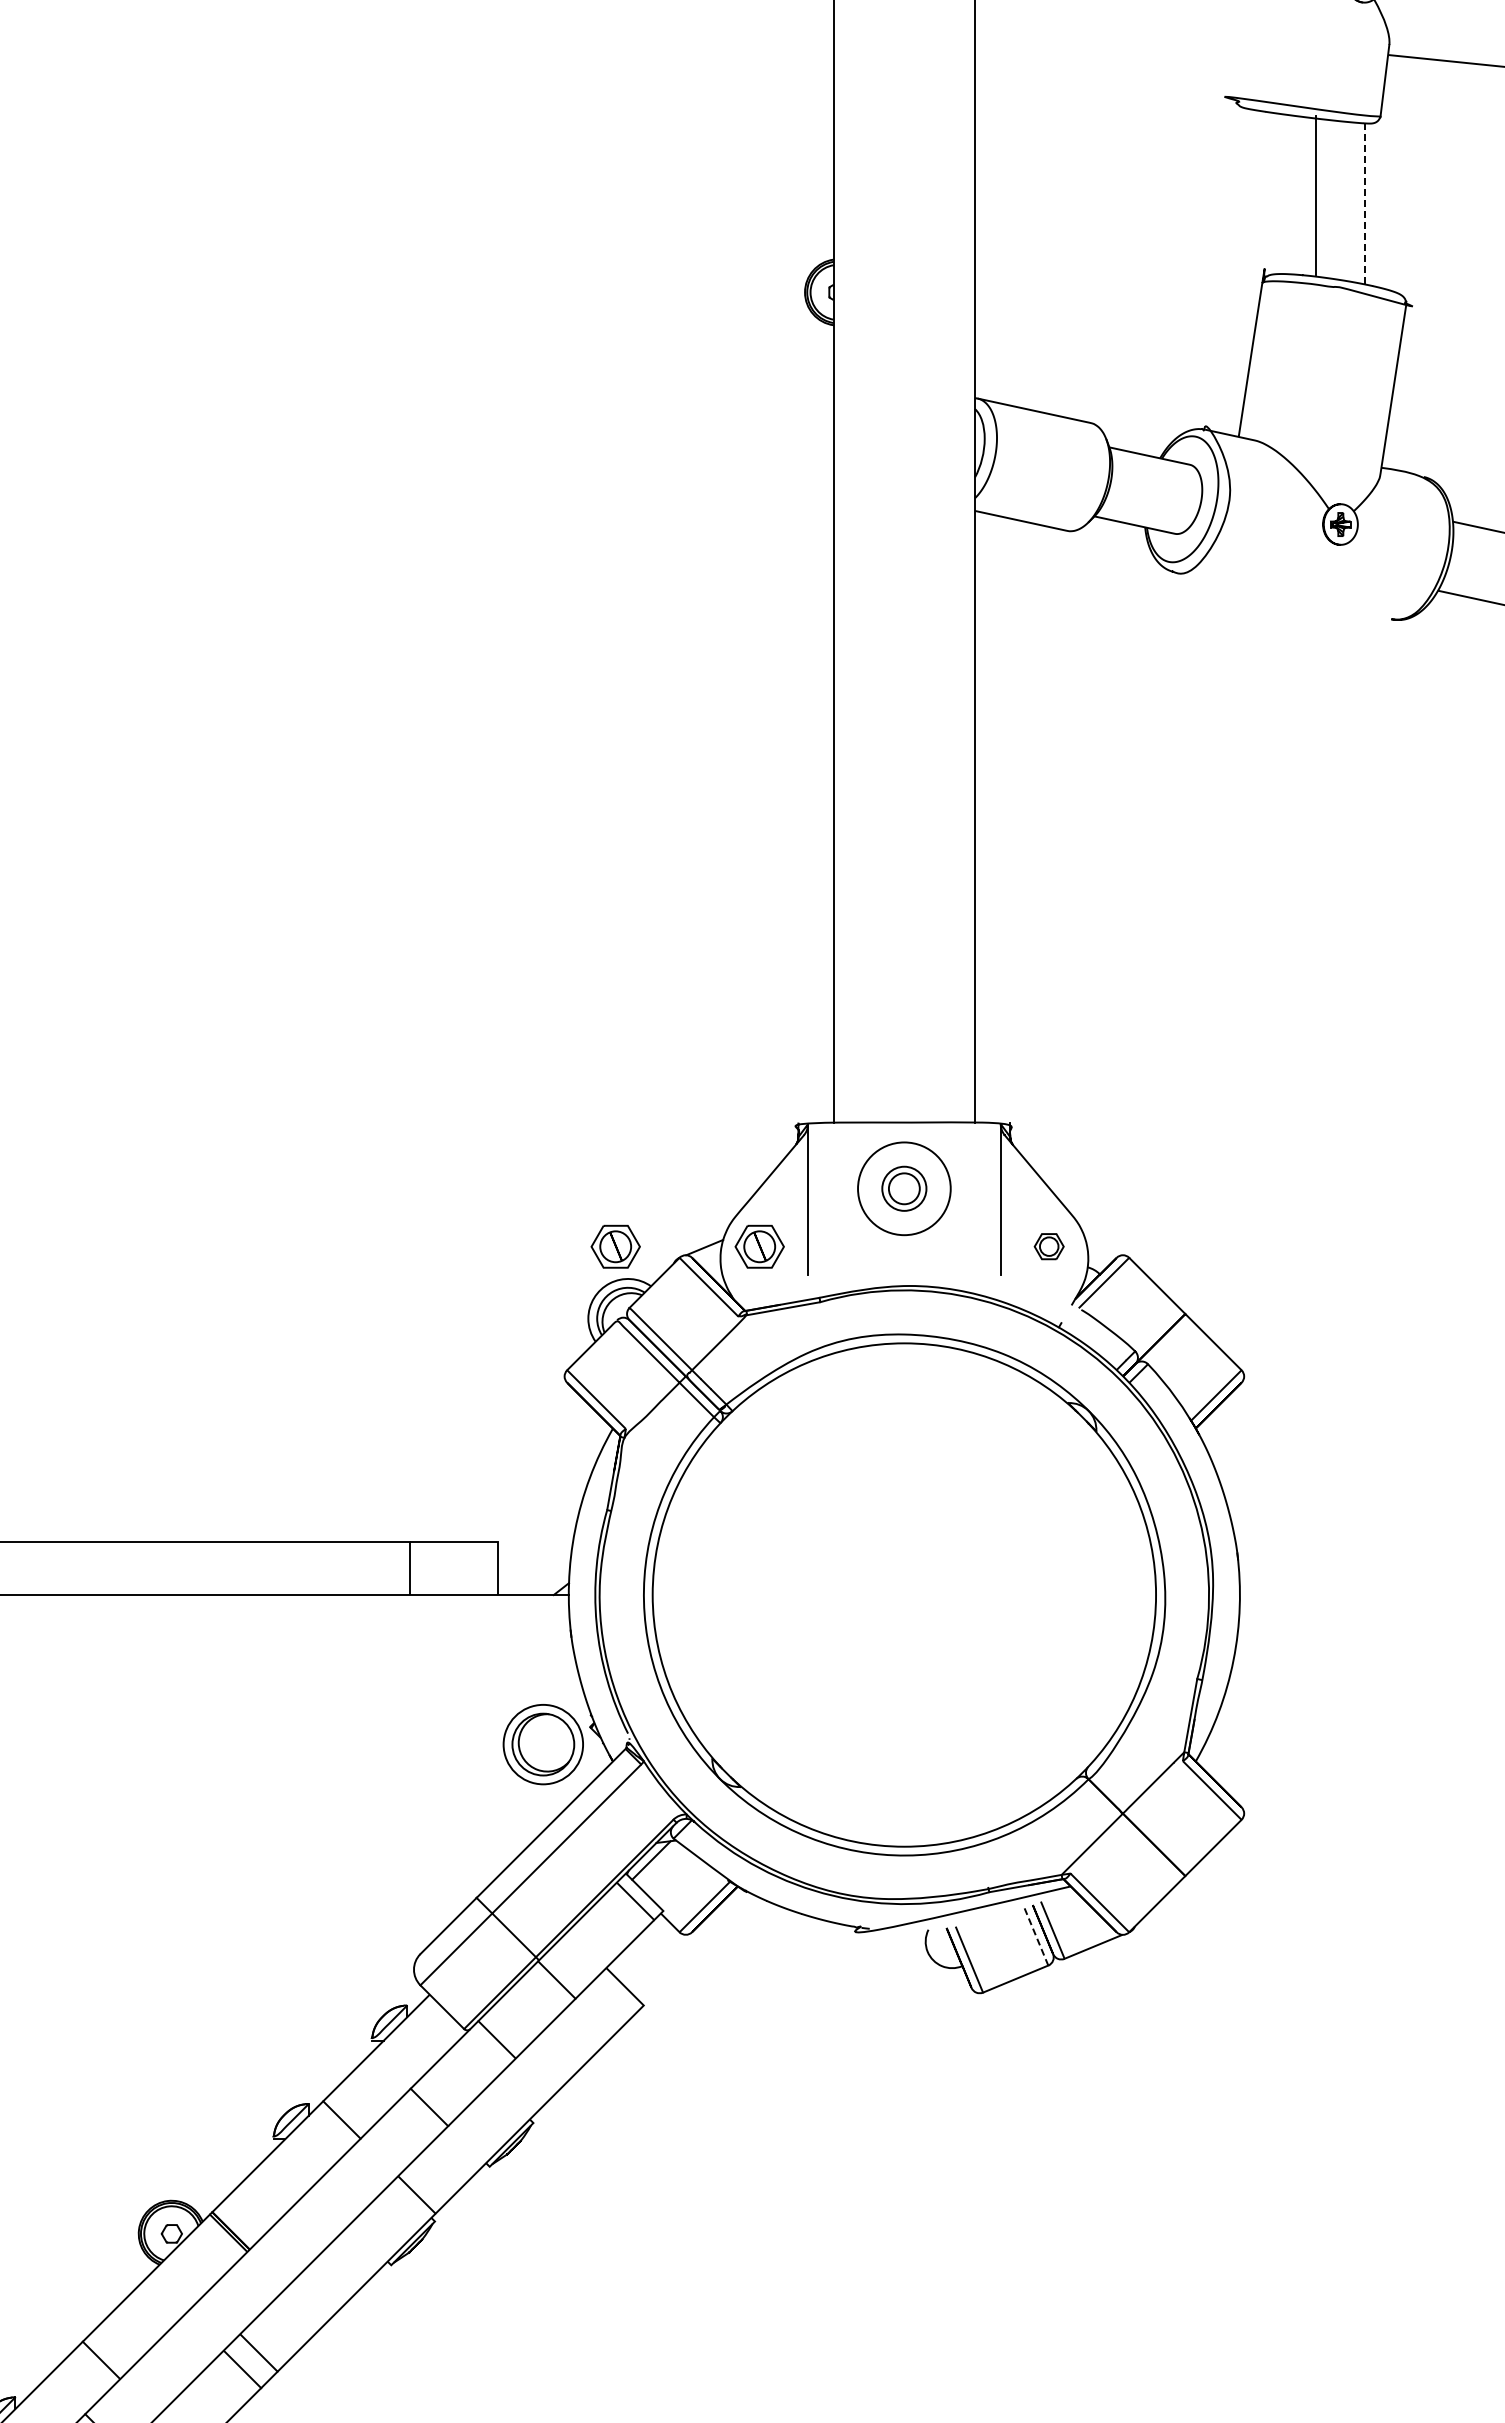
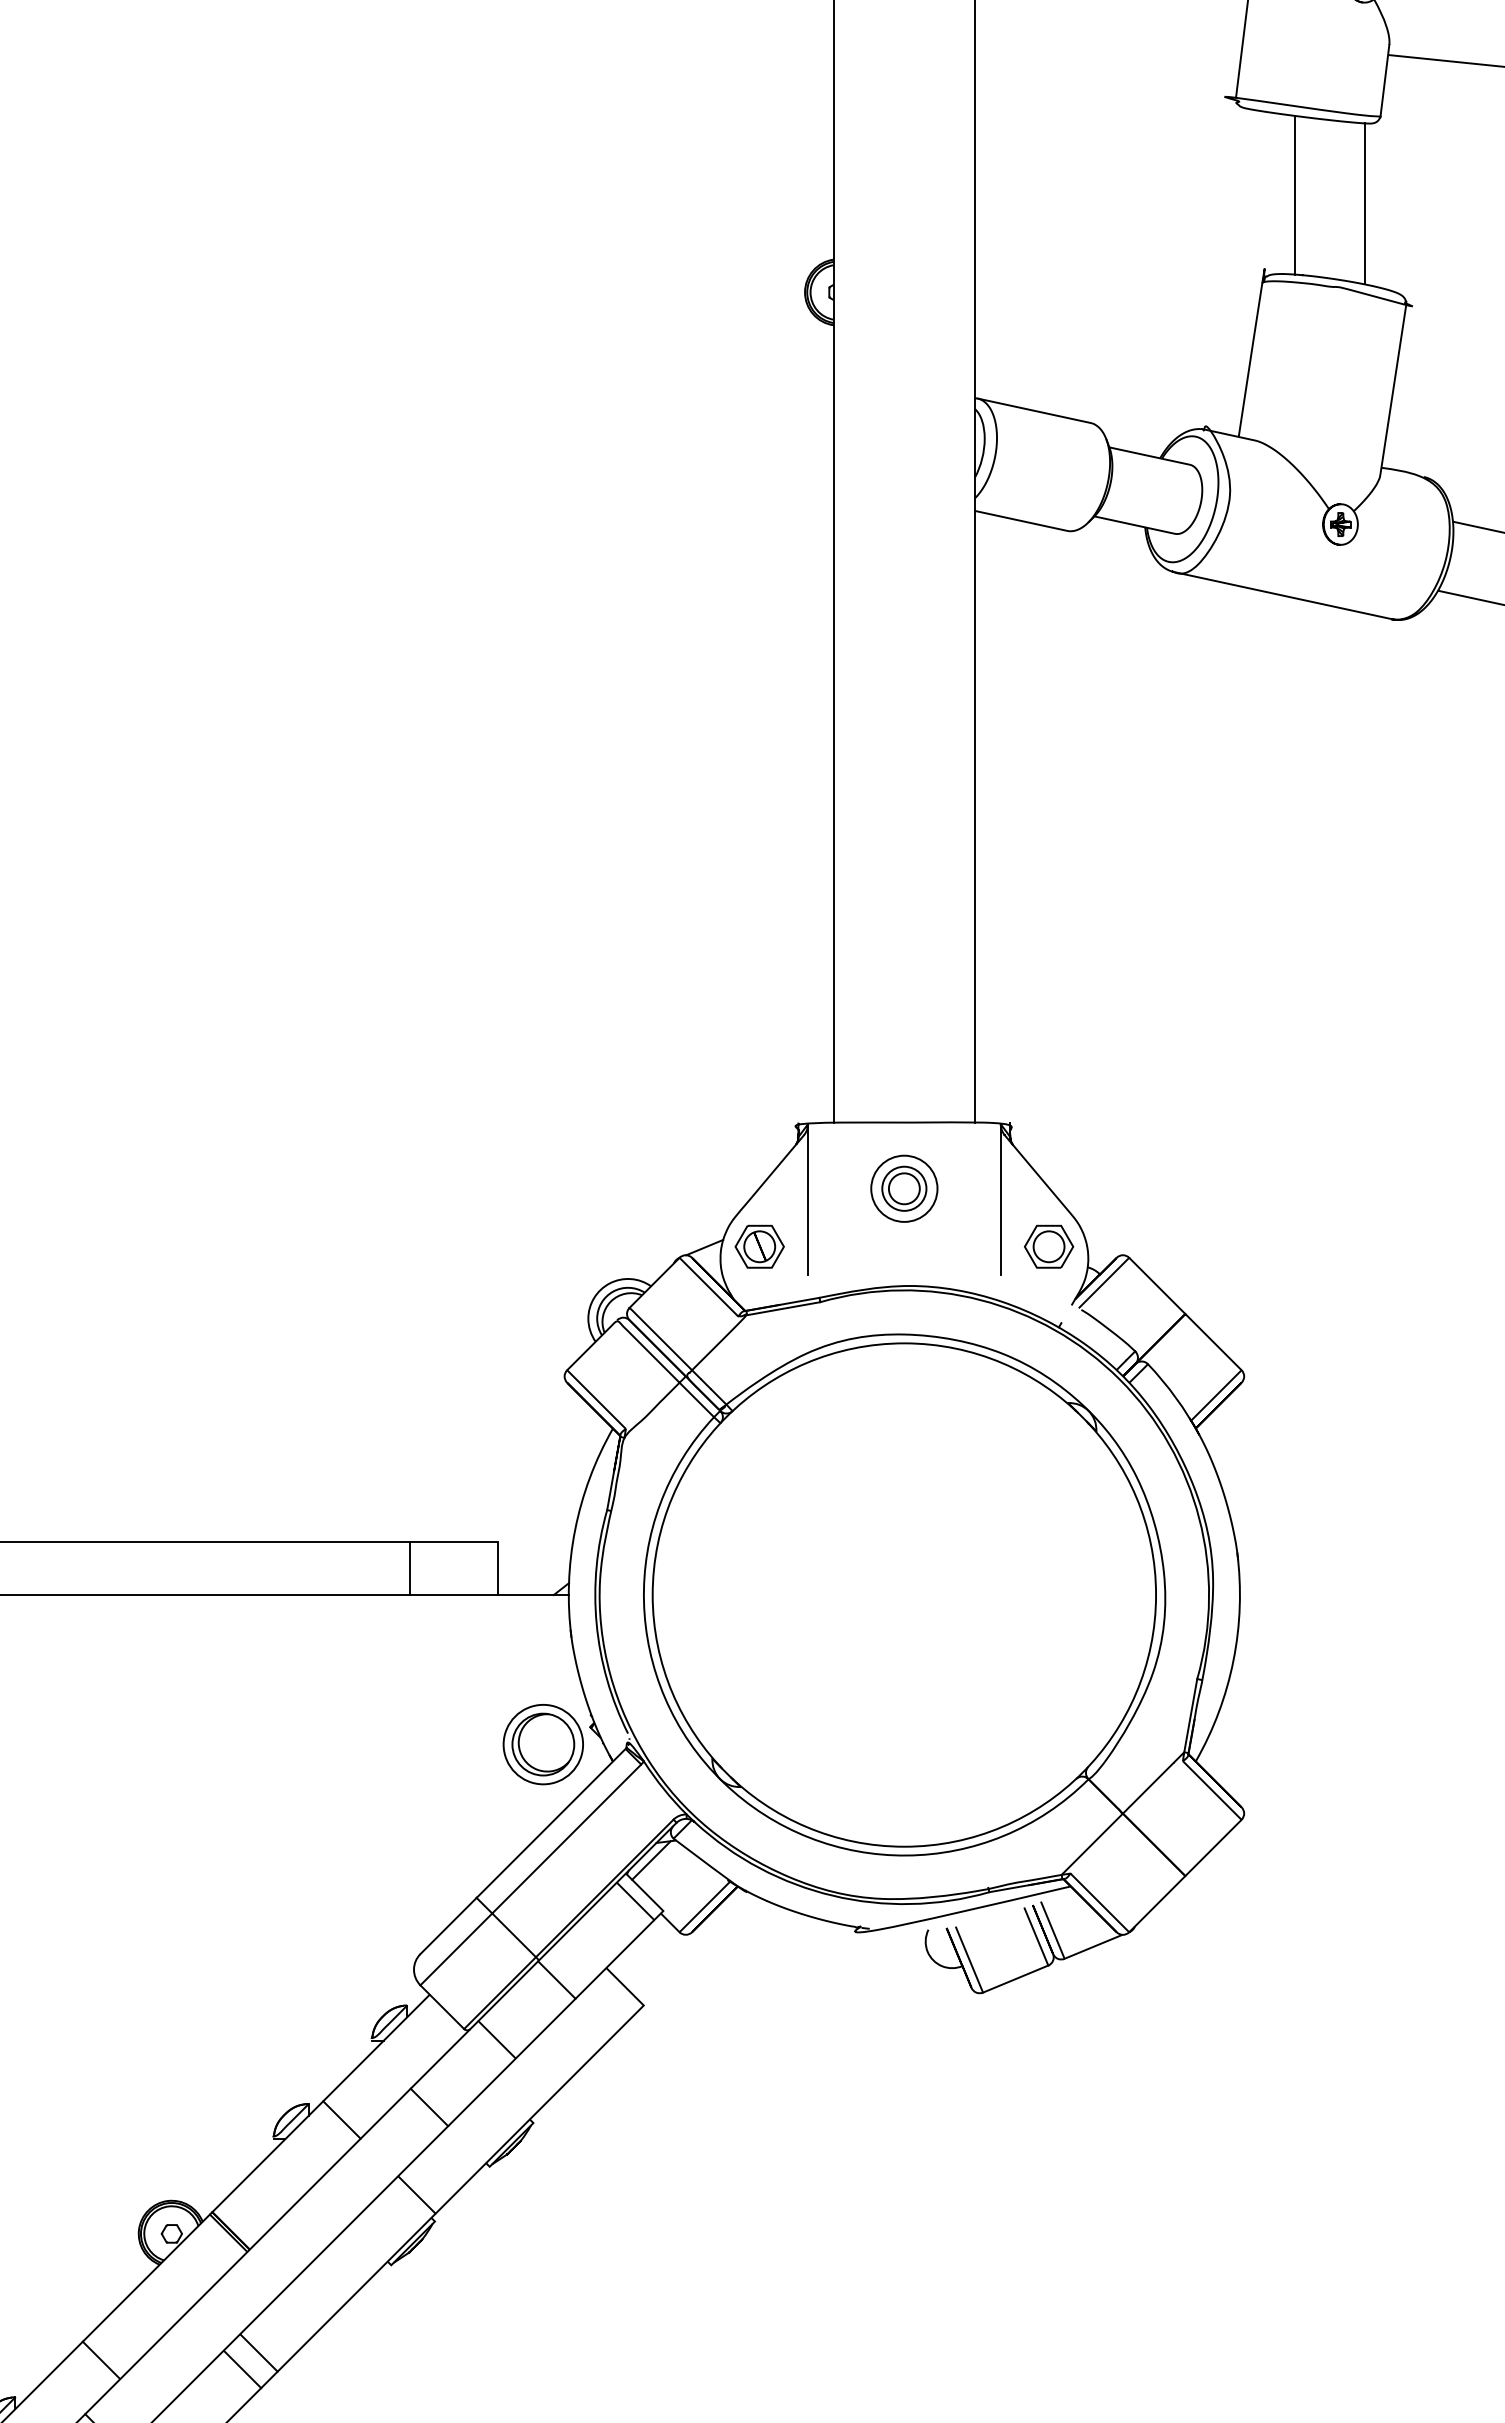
line: none -> present (1241, 49)
line position: (1315, 194) -> (1294, 194) (1294, 194)
line: dashed -> solid (1365, 203)
line: none -> present (1283, 595)
circle diameter: 93 px -> 66 px (904, 1188)
part: present -> none (615, 1246)
part size: 32x28 px -> 51x45 px (1049, 1246)
line: dashed -> solid (1036, 1936)
